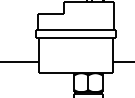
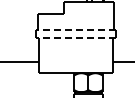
line: solid -> dashed (76, 30)
line: solid -> dashed (76, 38)
